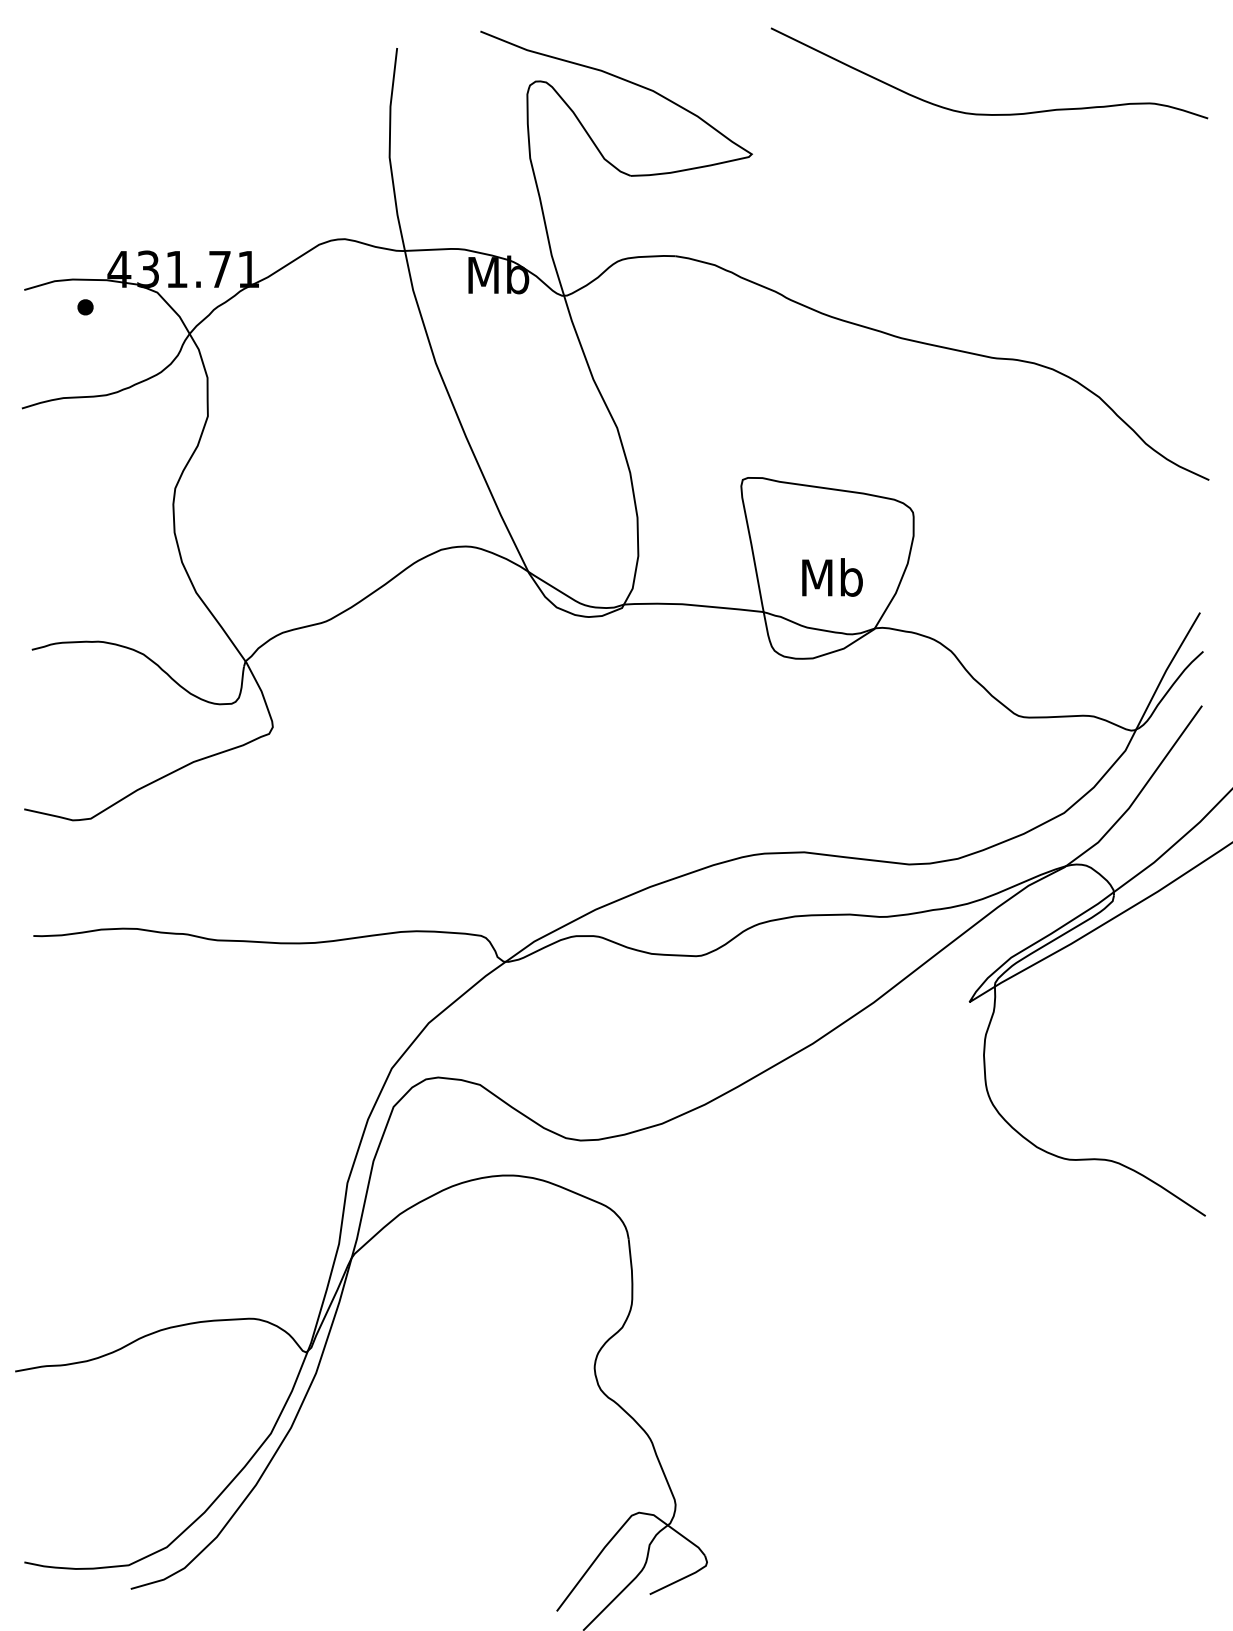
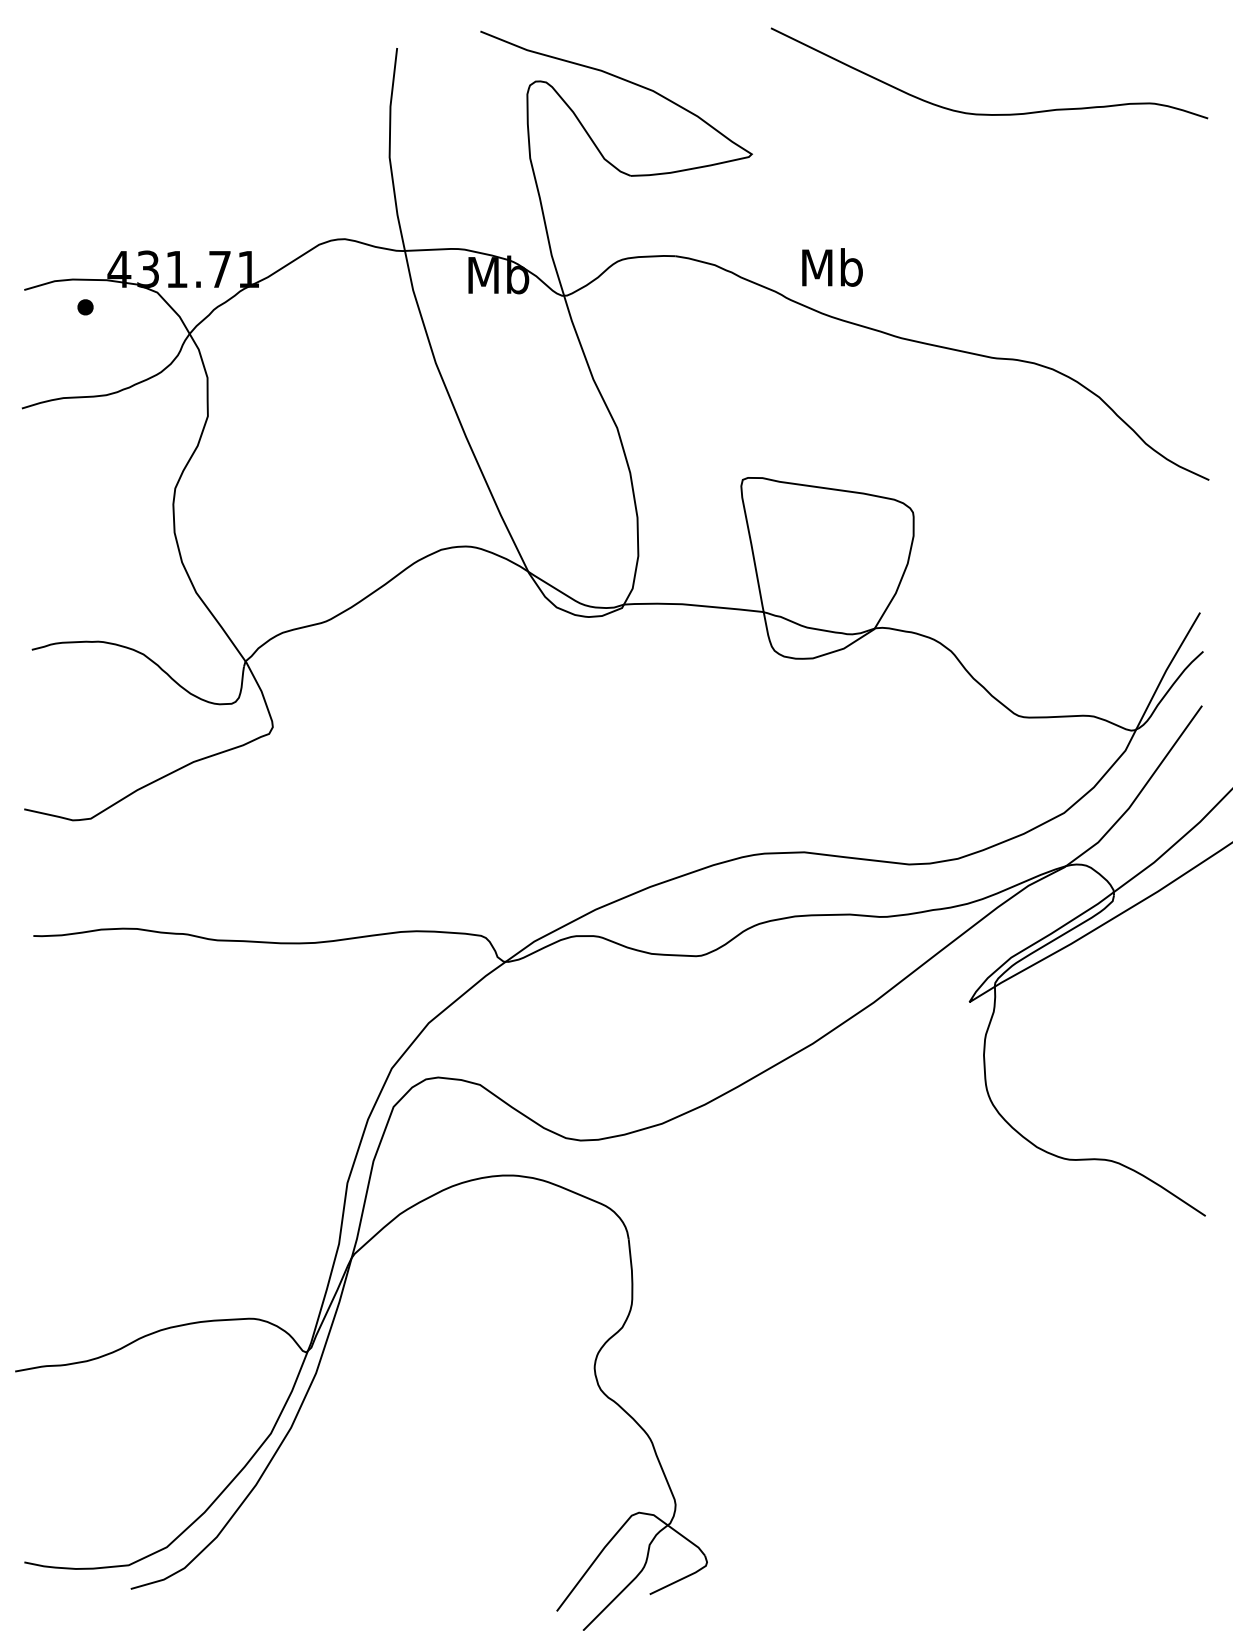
text position: (832, 577) -> (832, 267) (832, 267)
